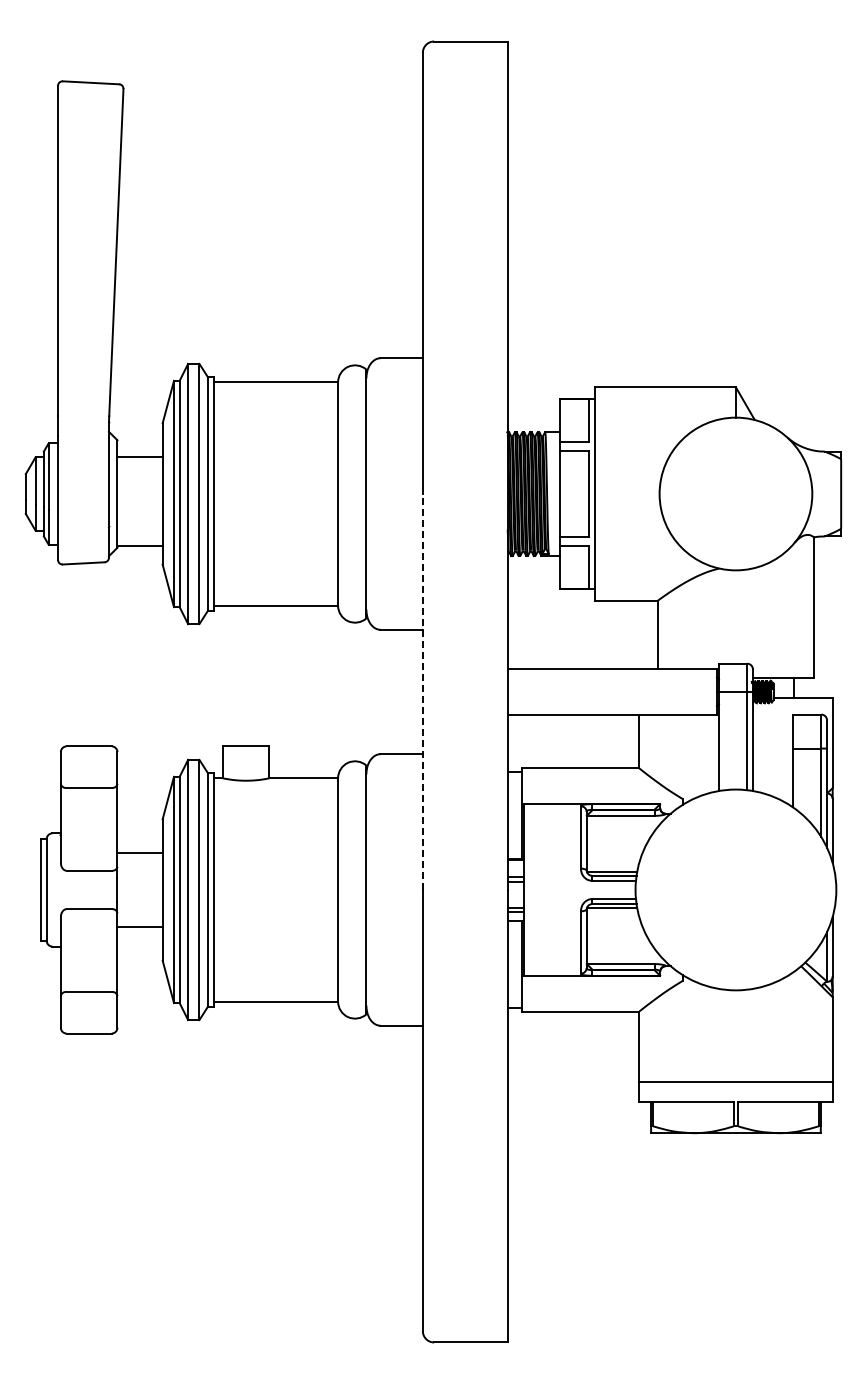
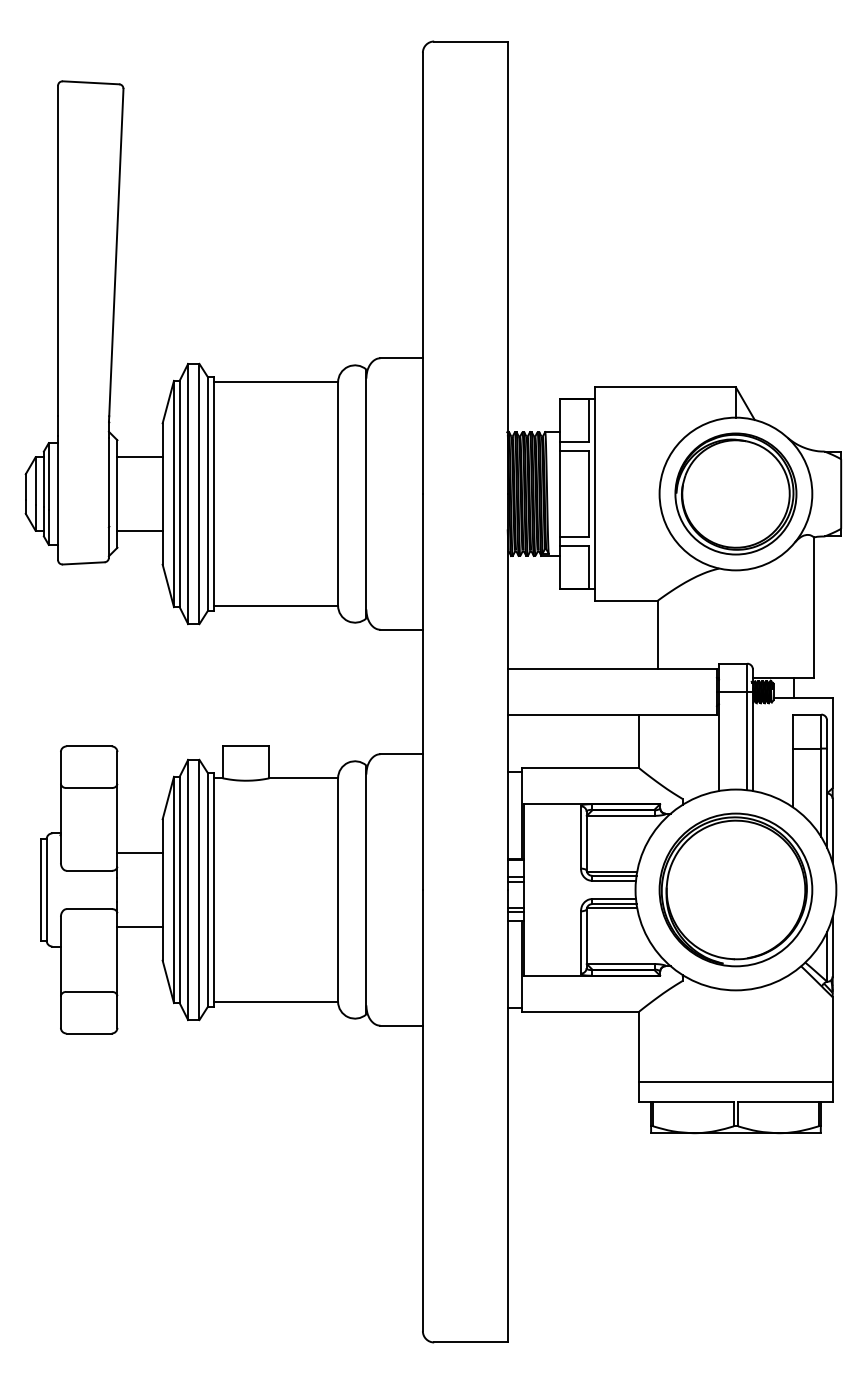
part: none -> present (735, 493)
line position: (139, 545) -> (139, 530) (139, 530)
line: dashed -> solid (422, 692)
part: none -> present (735, 889)
